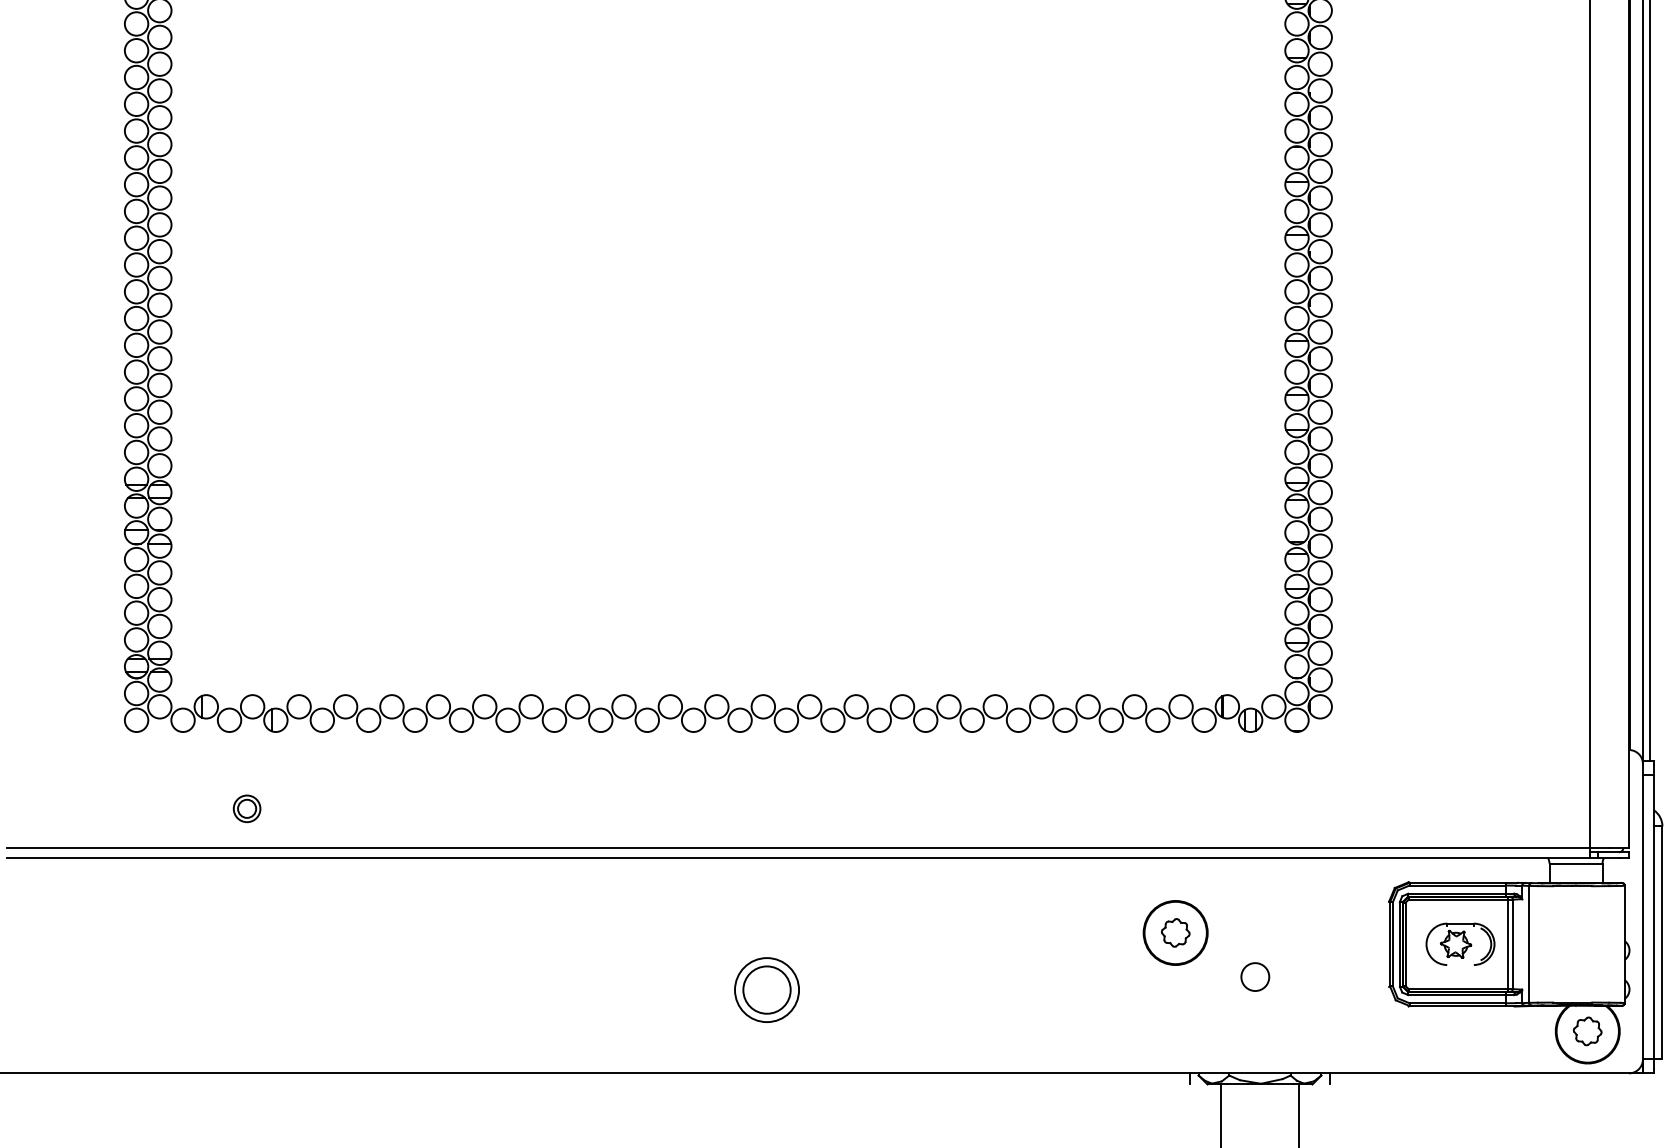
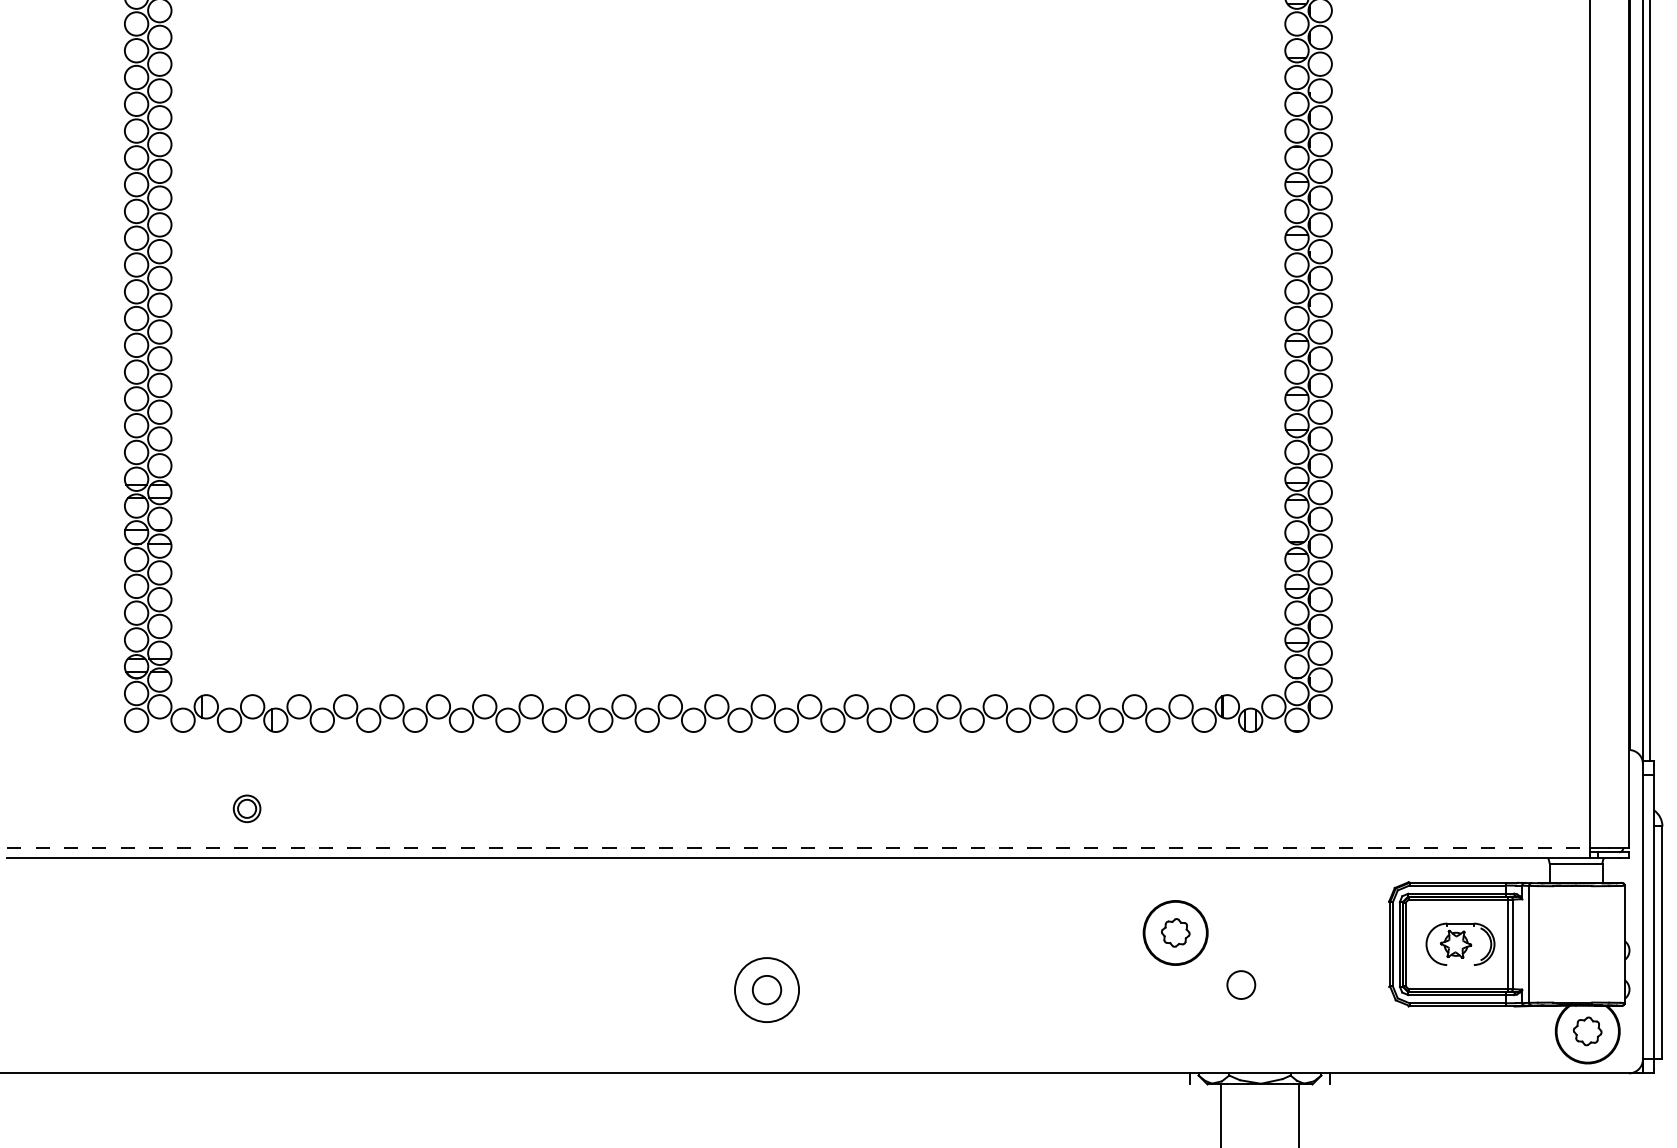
line: solid -> dashed (799, 847)
circle position: (1255, 976) -> (1241, 984) (1241, 984)
circle diameter: 47 px -> 28 px (766, 989)
